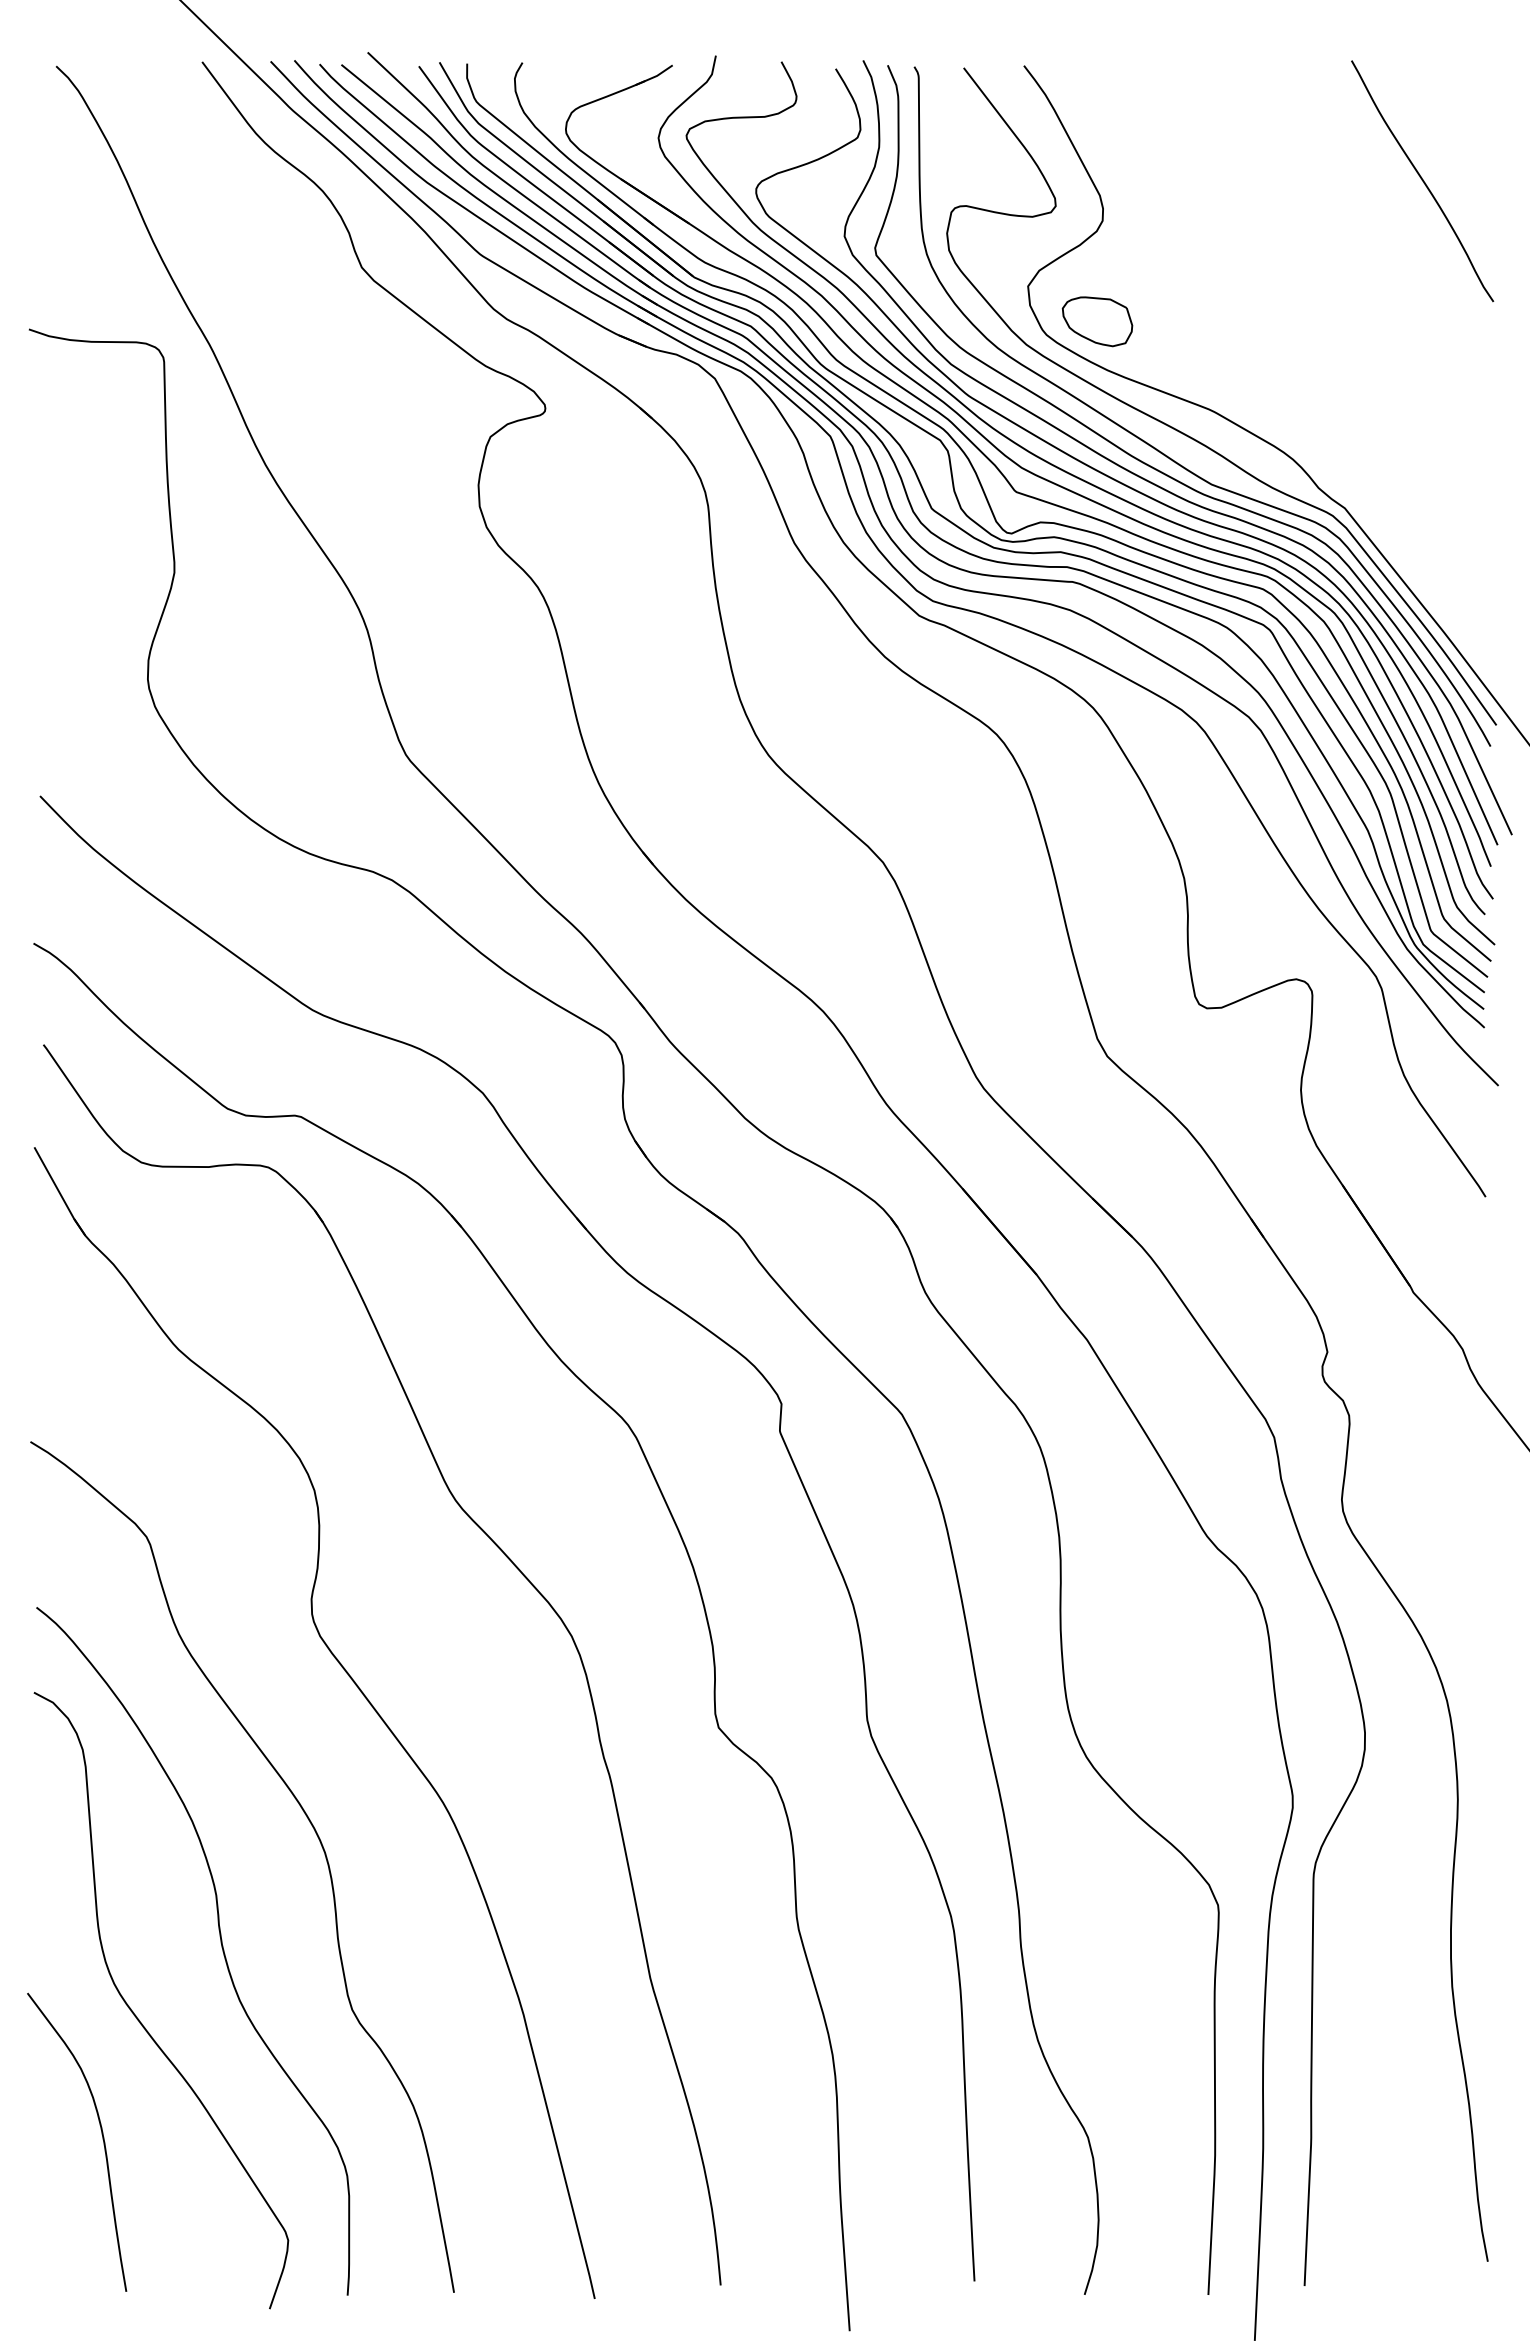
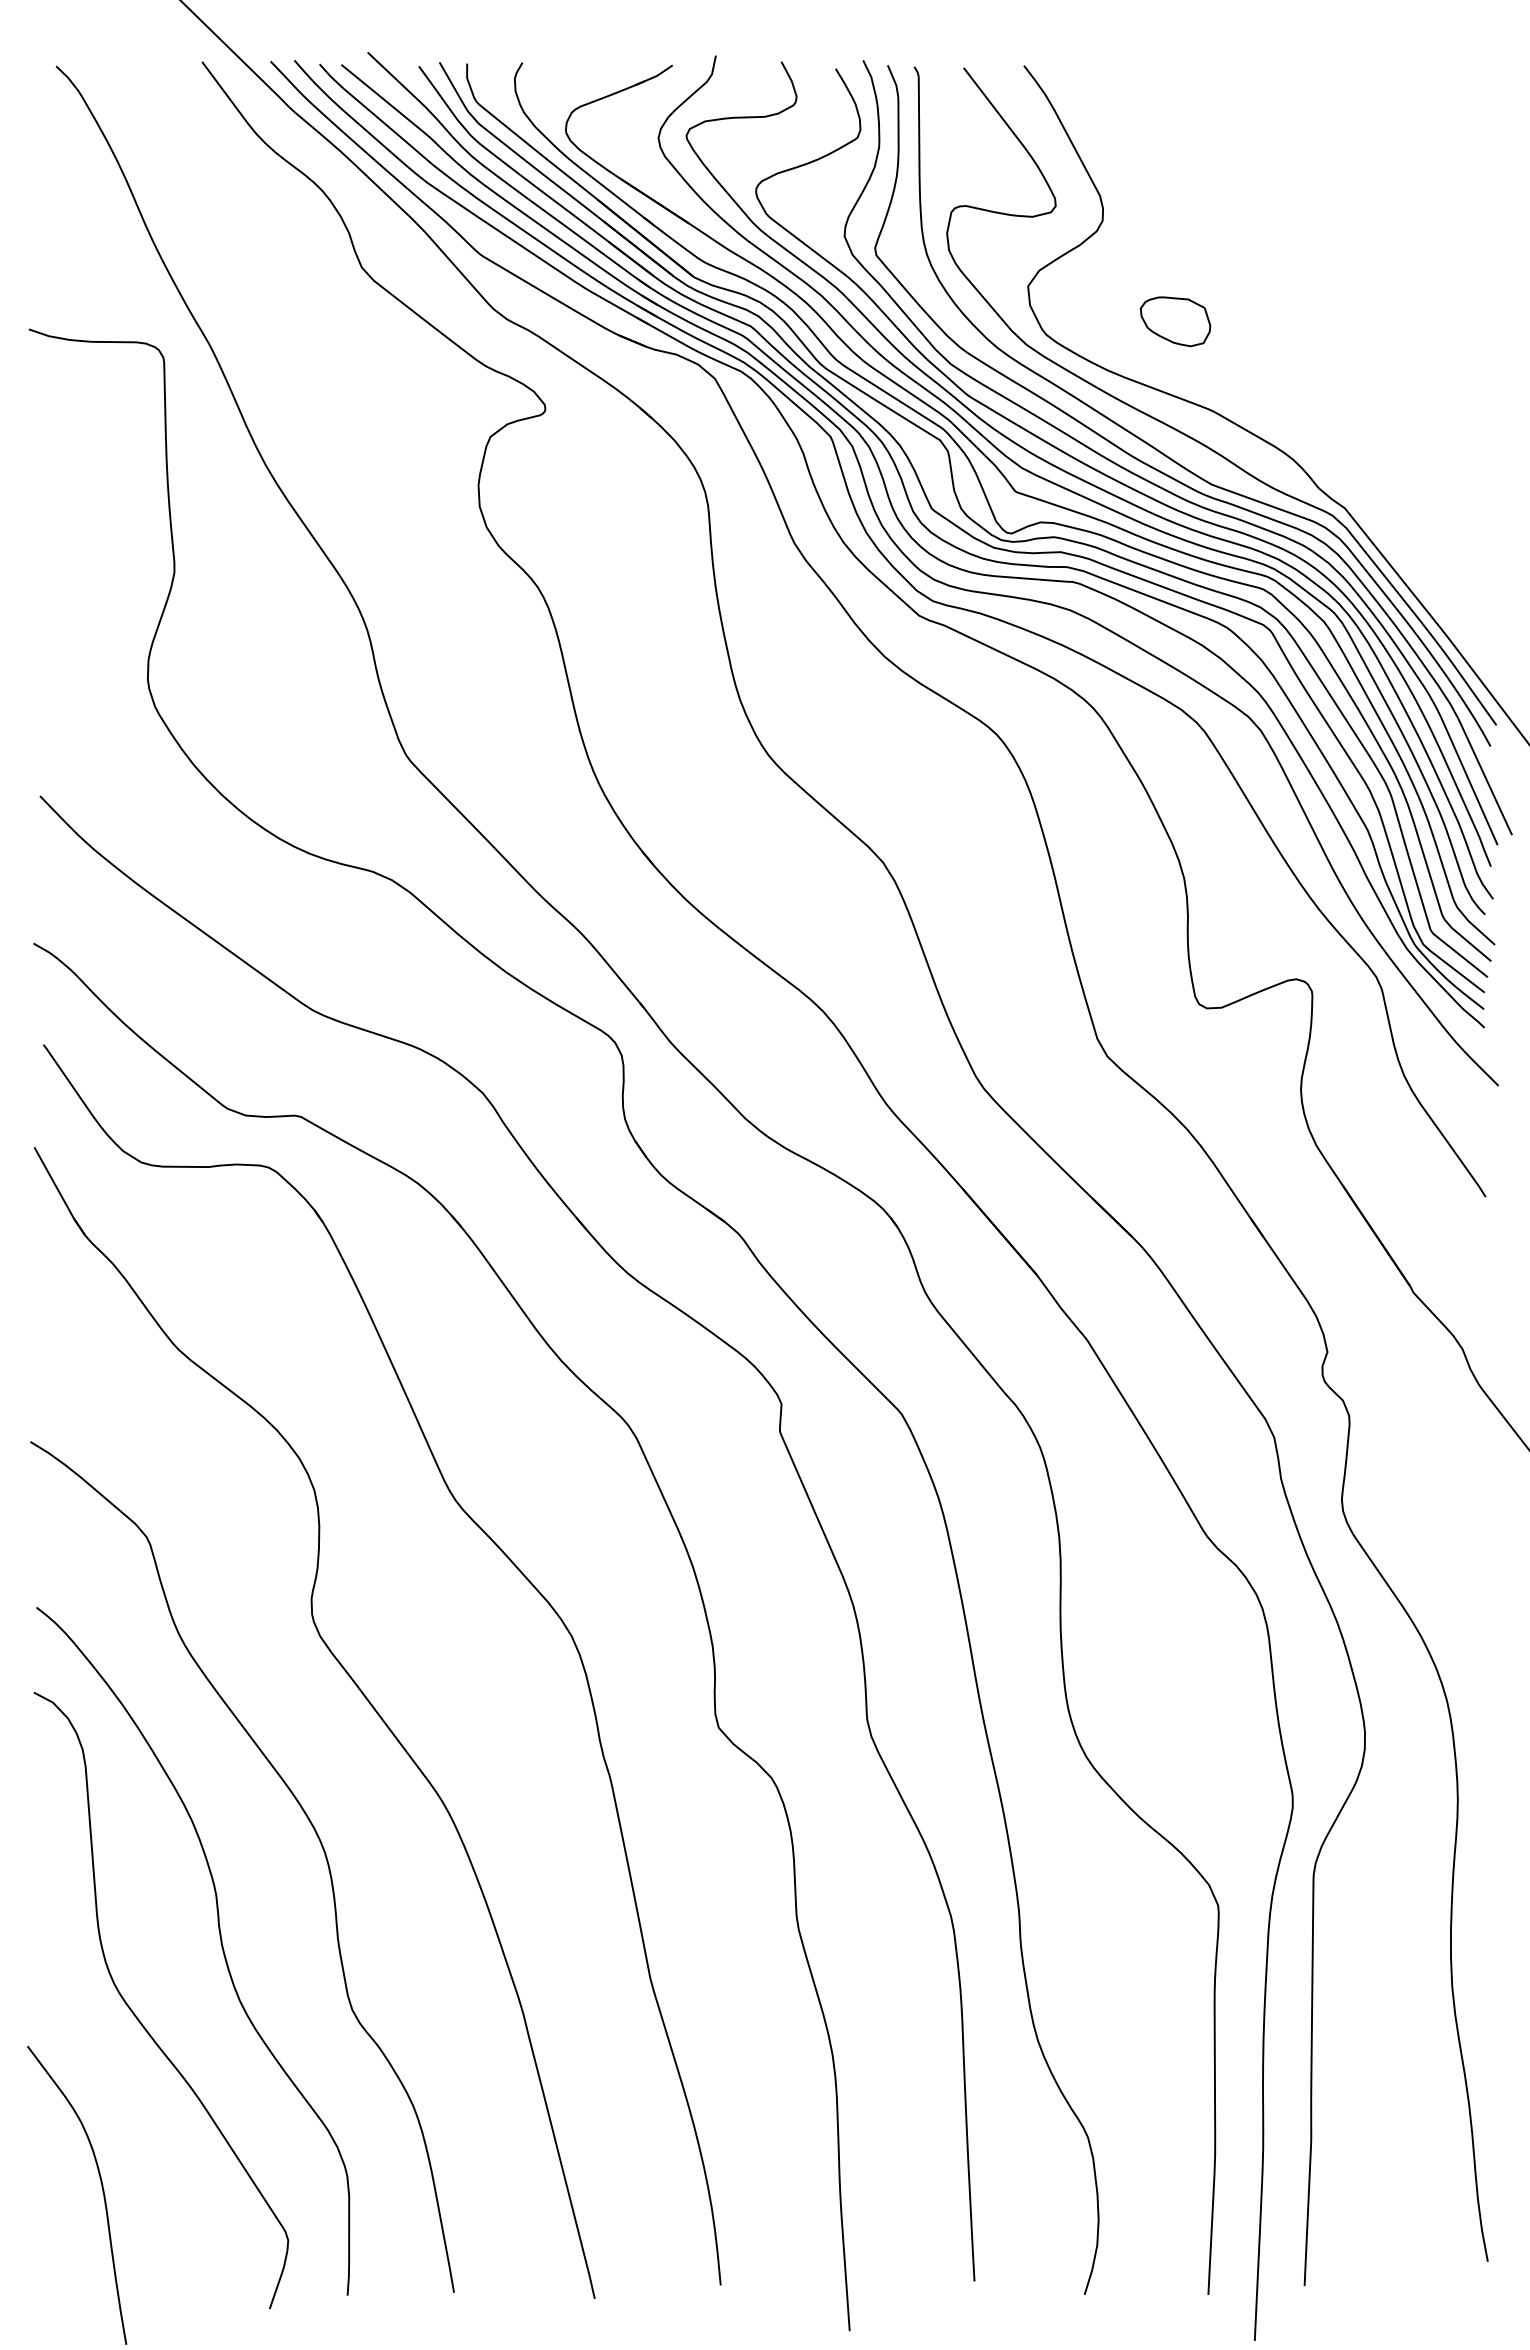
curve: present -> none (1422, 181)
part position: (1097, 321) -> (1175, 321) (1175, 321)
curve position: (101, 2134) -> (101, 2187) (101, 2187)
